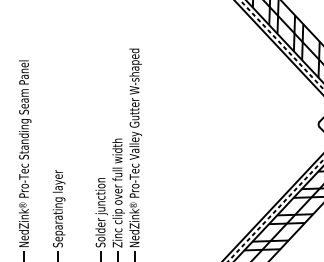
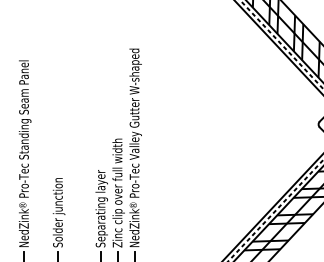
text: Separating layer -> Solder junction (58, 205)
text: Solder junction -> Separating layer (101, 205)
